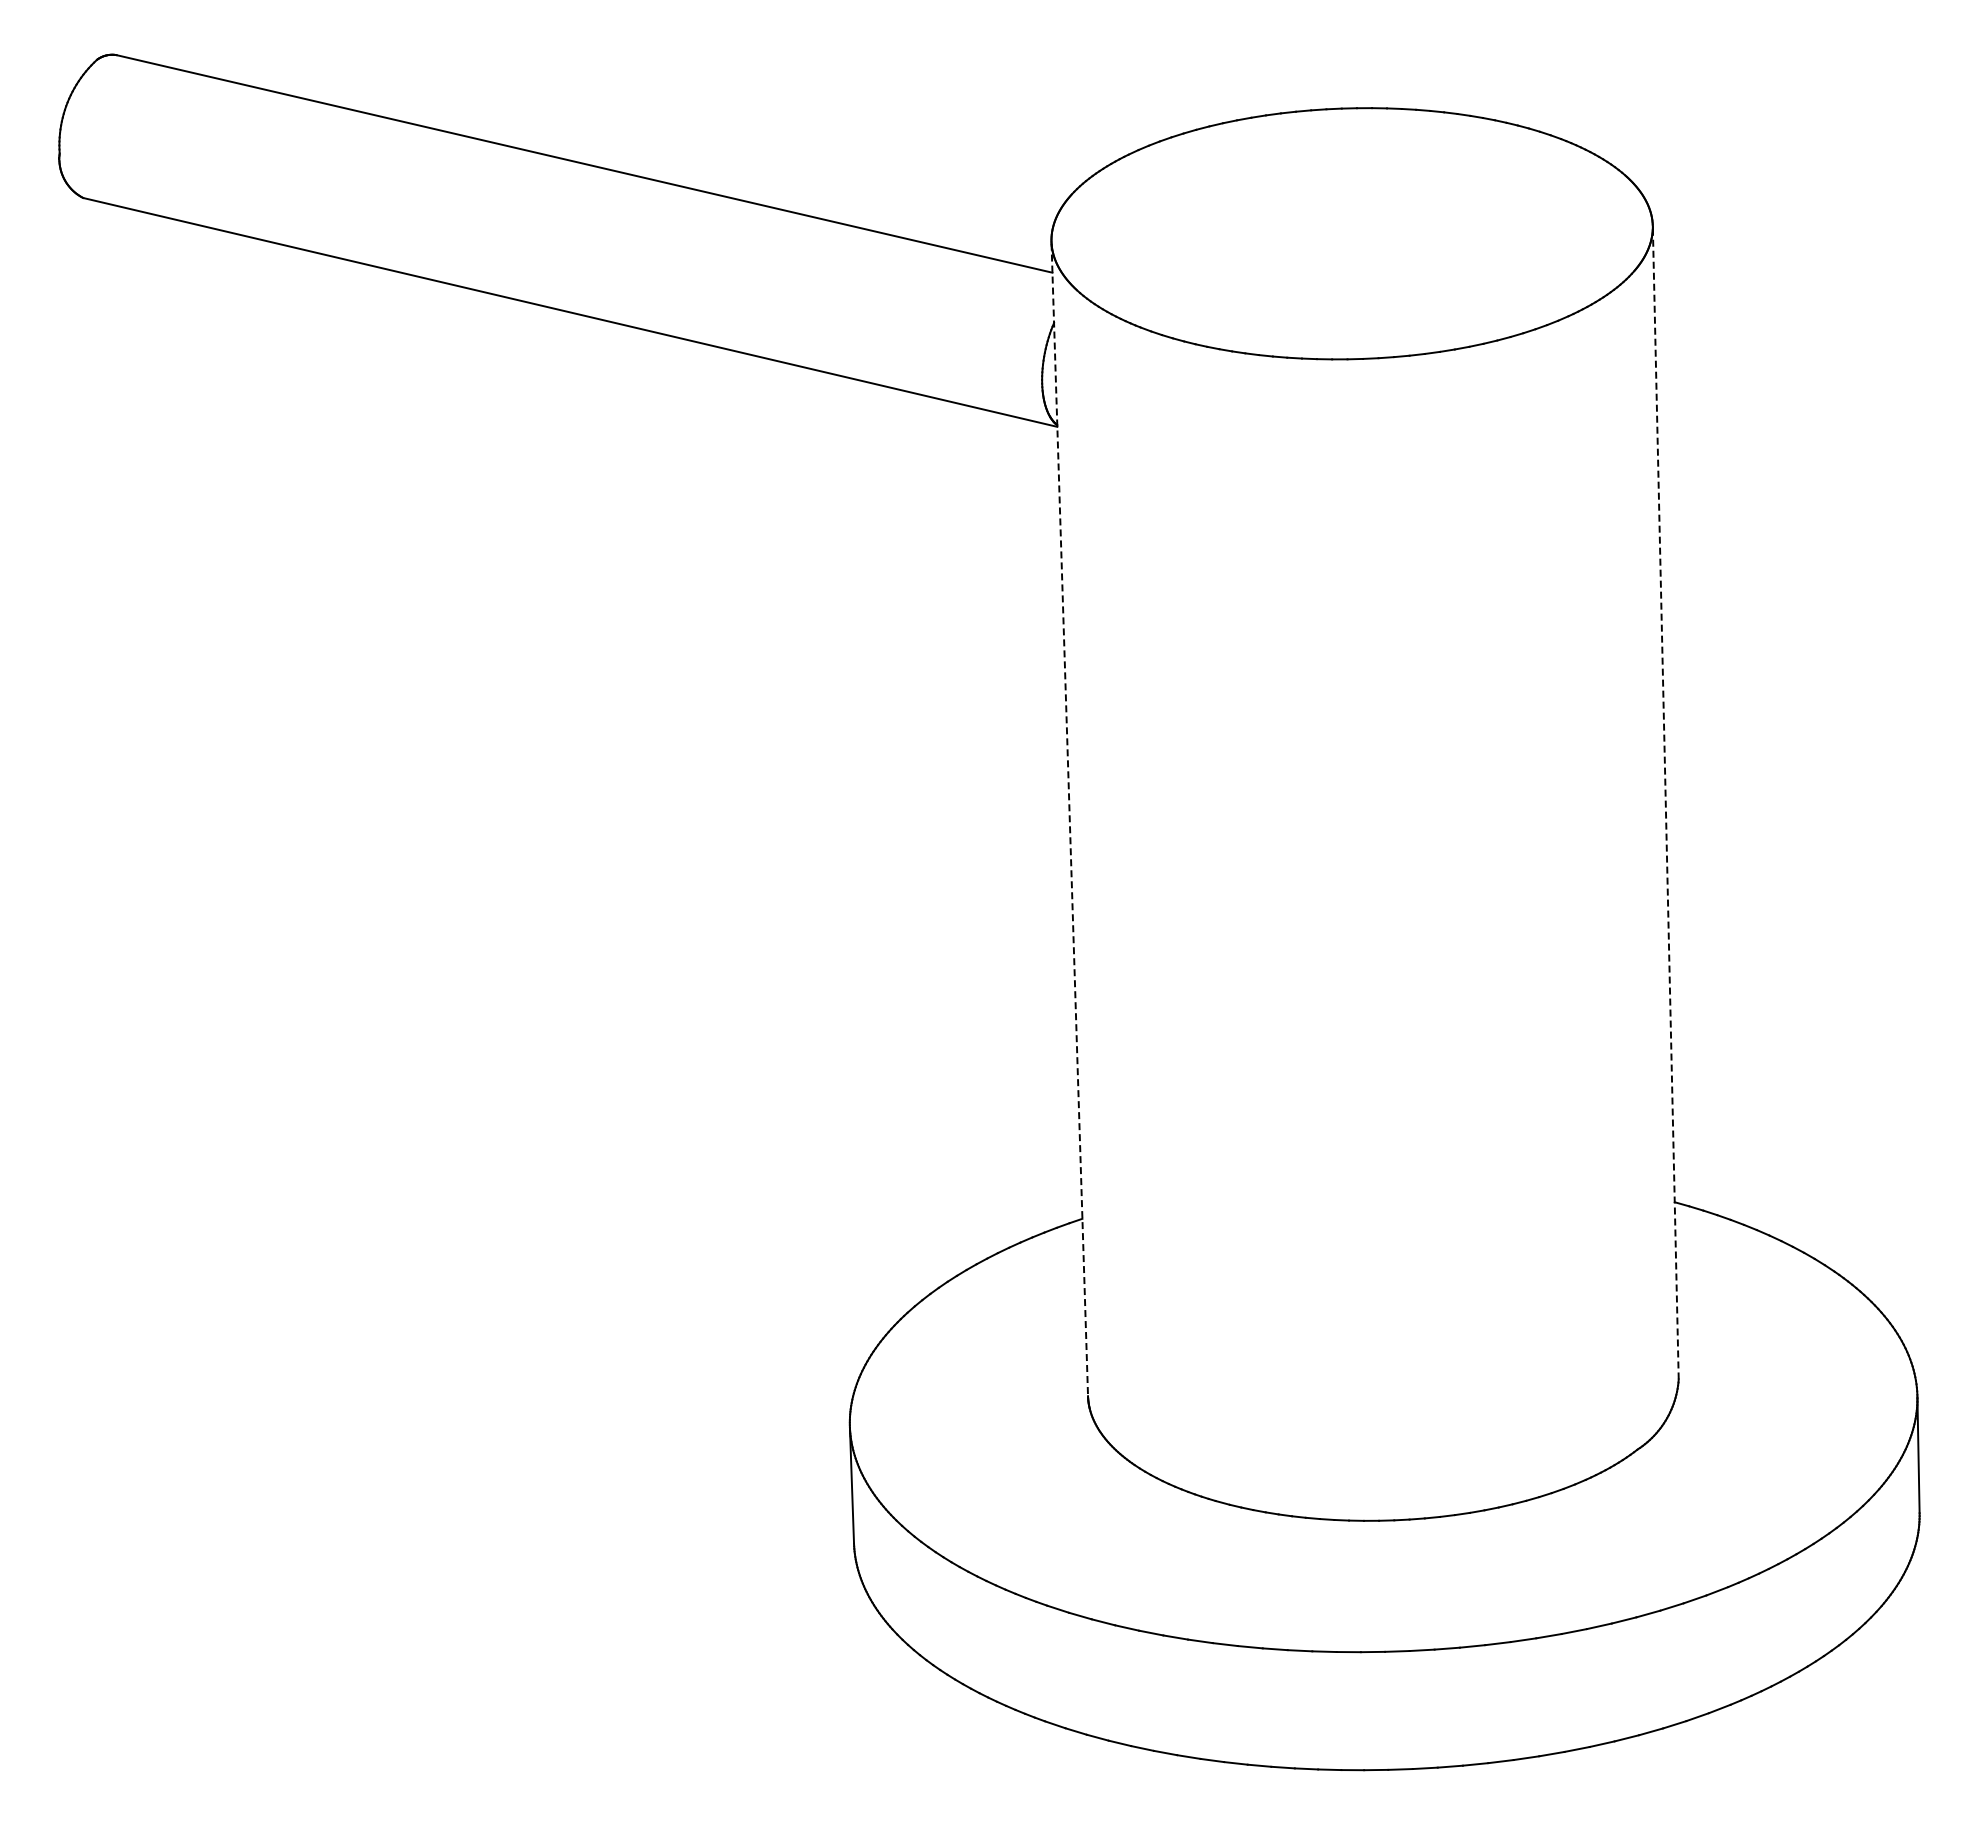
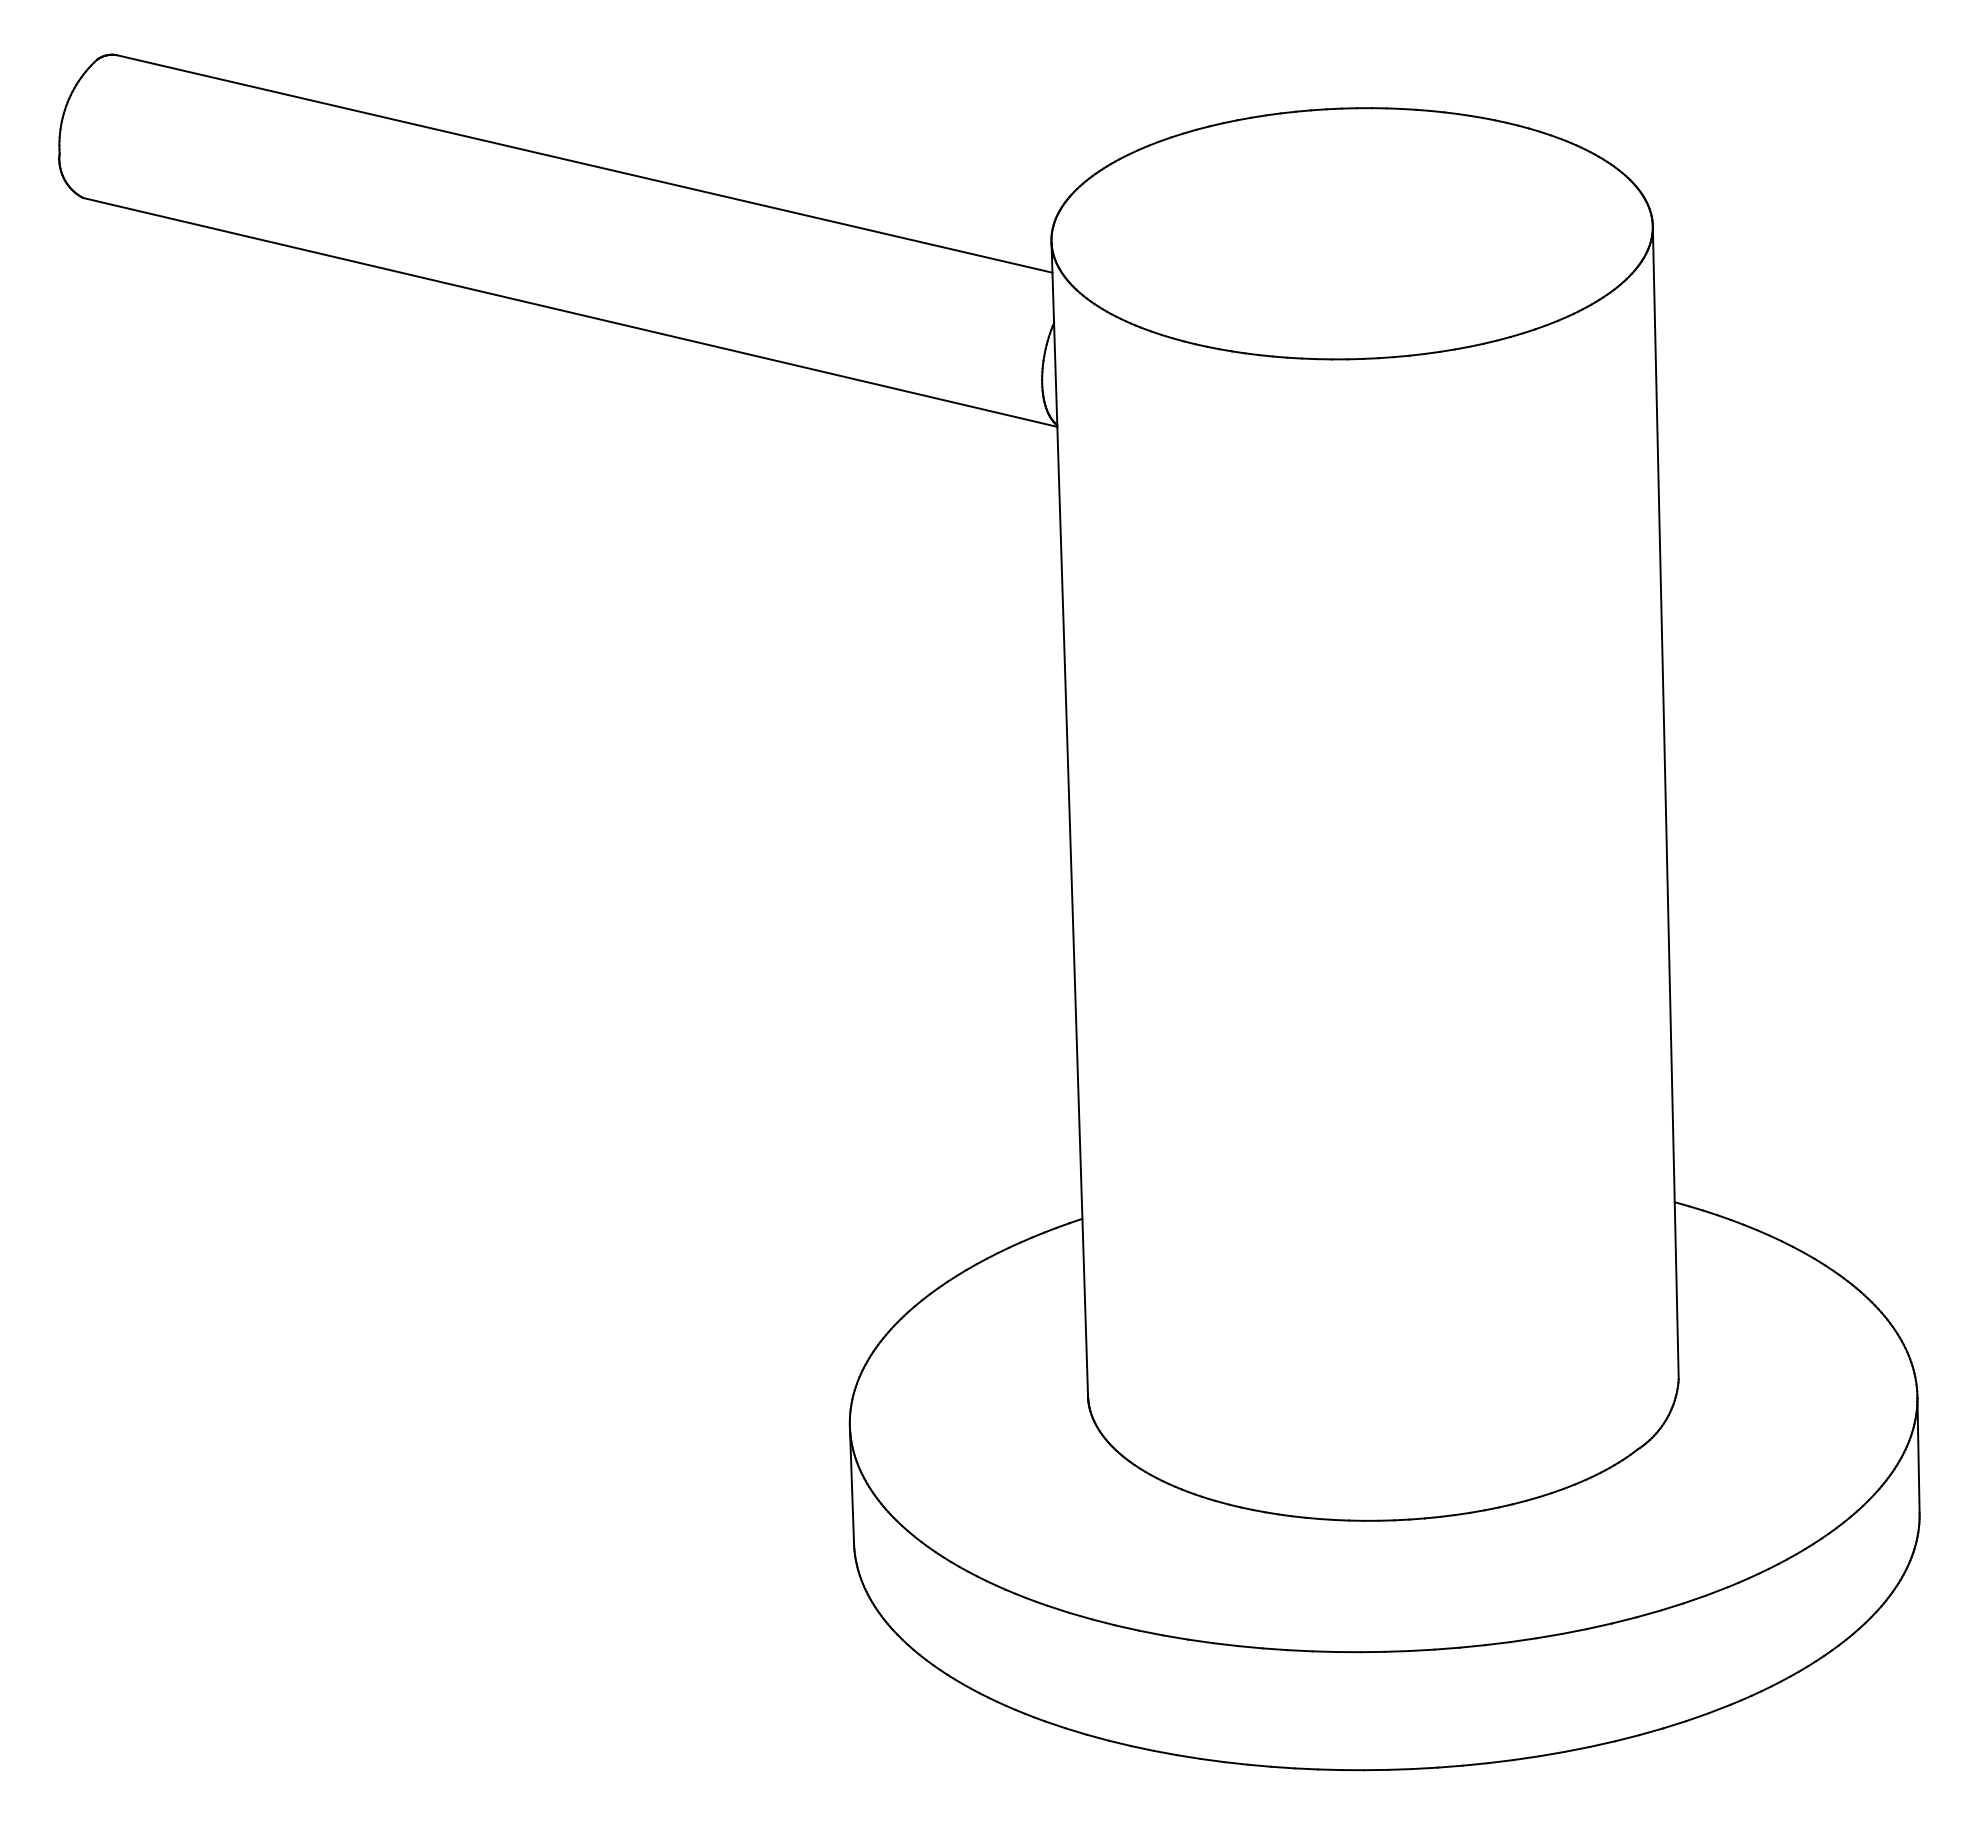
line: dashed -> solid (1665, 803)
line: dashed -> solid (1069, 819)
